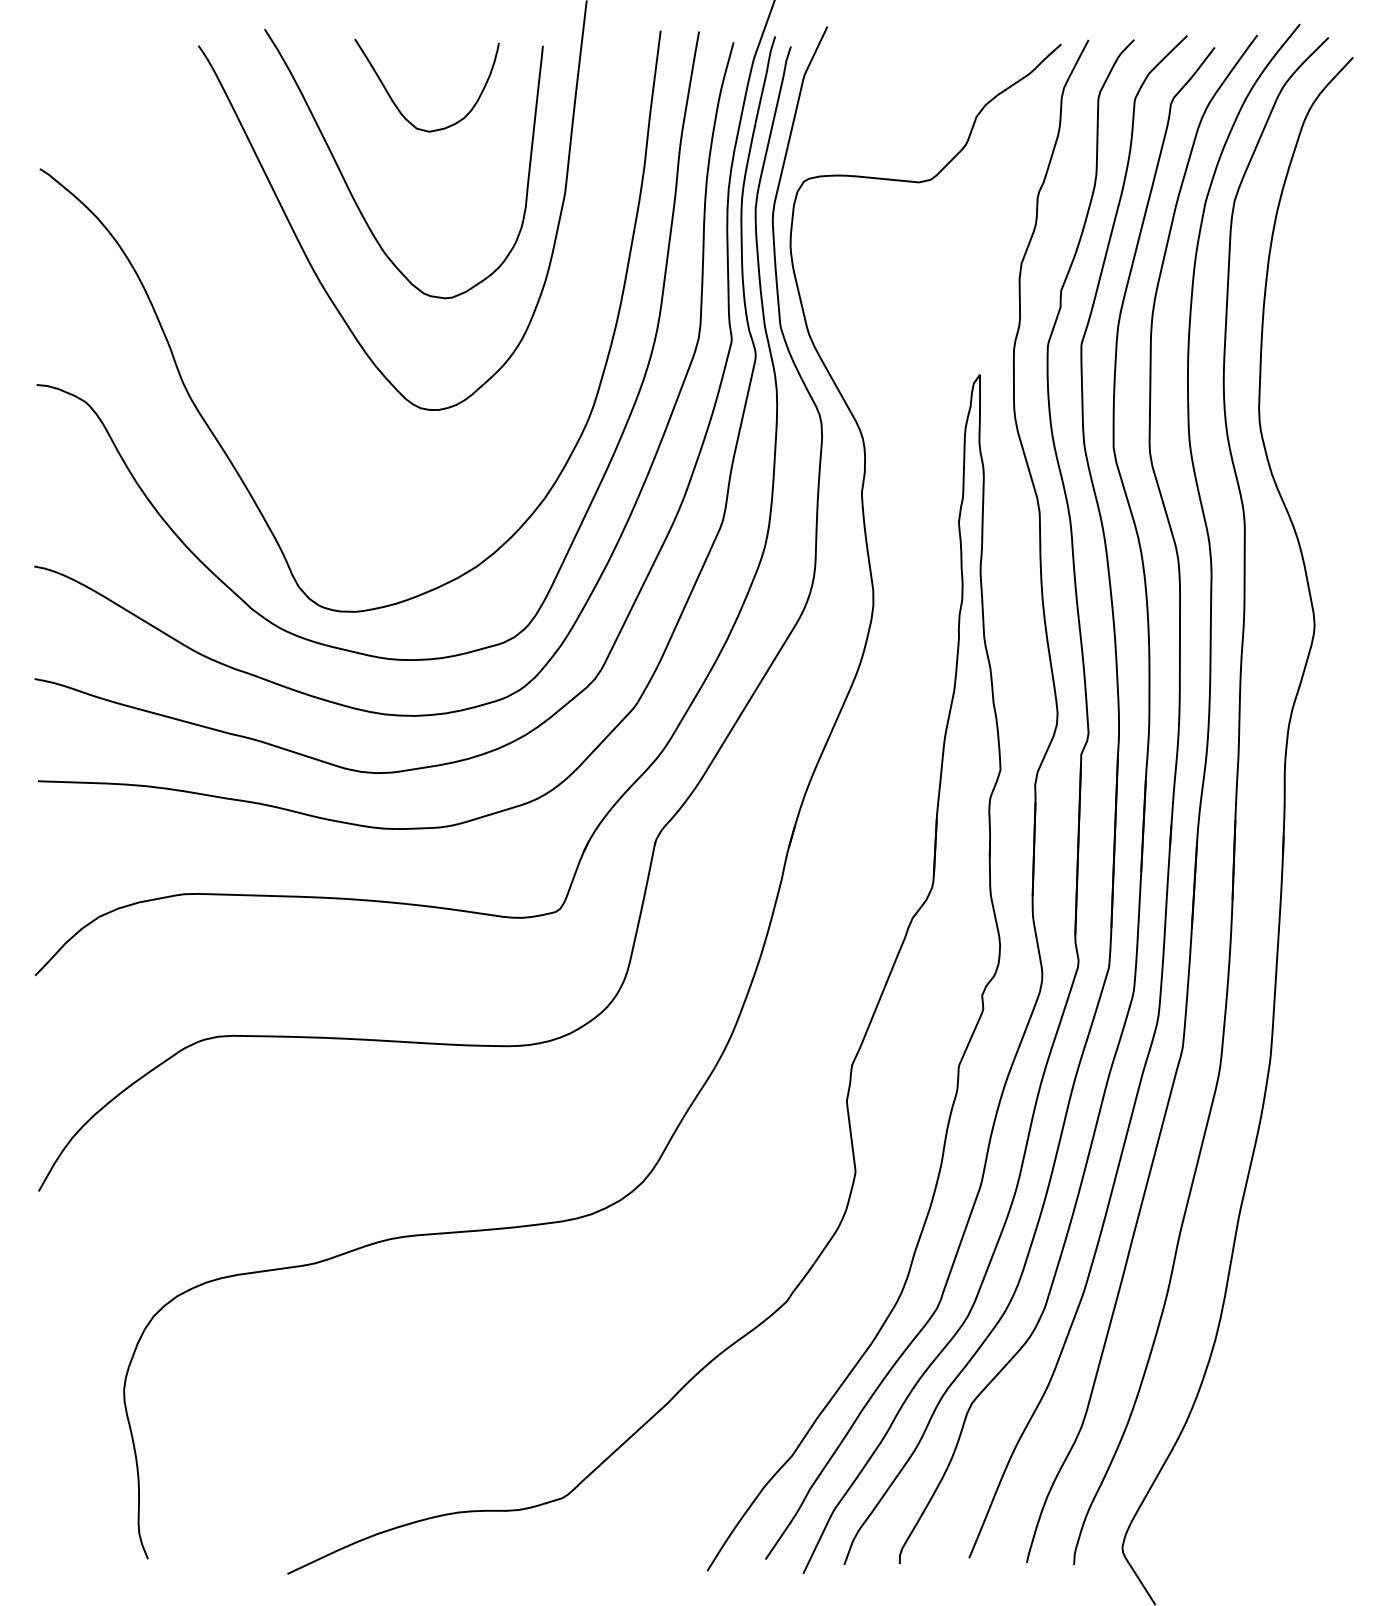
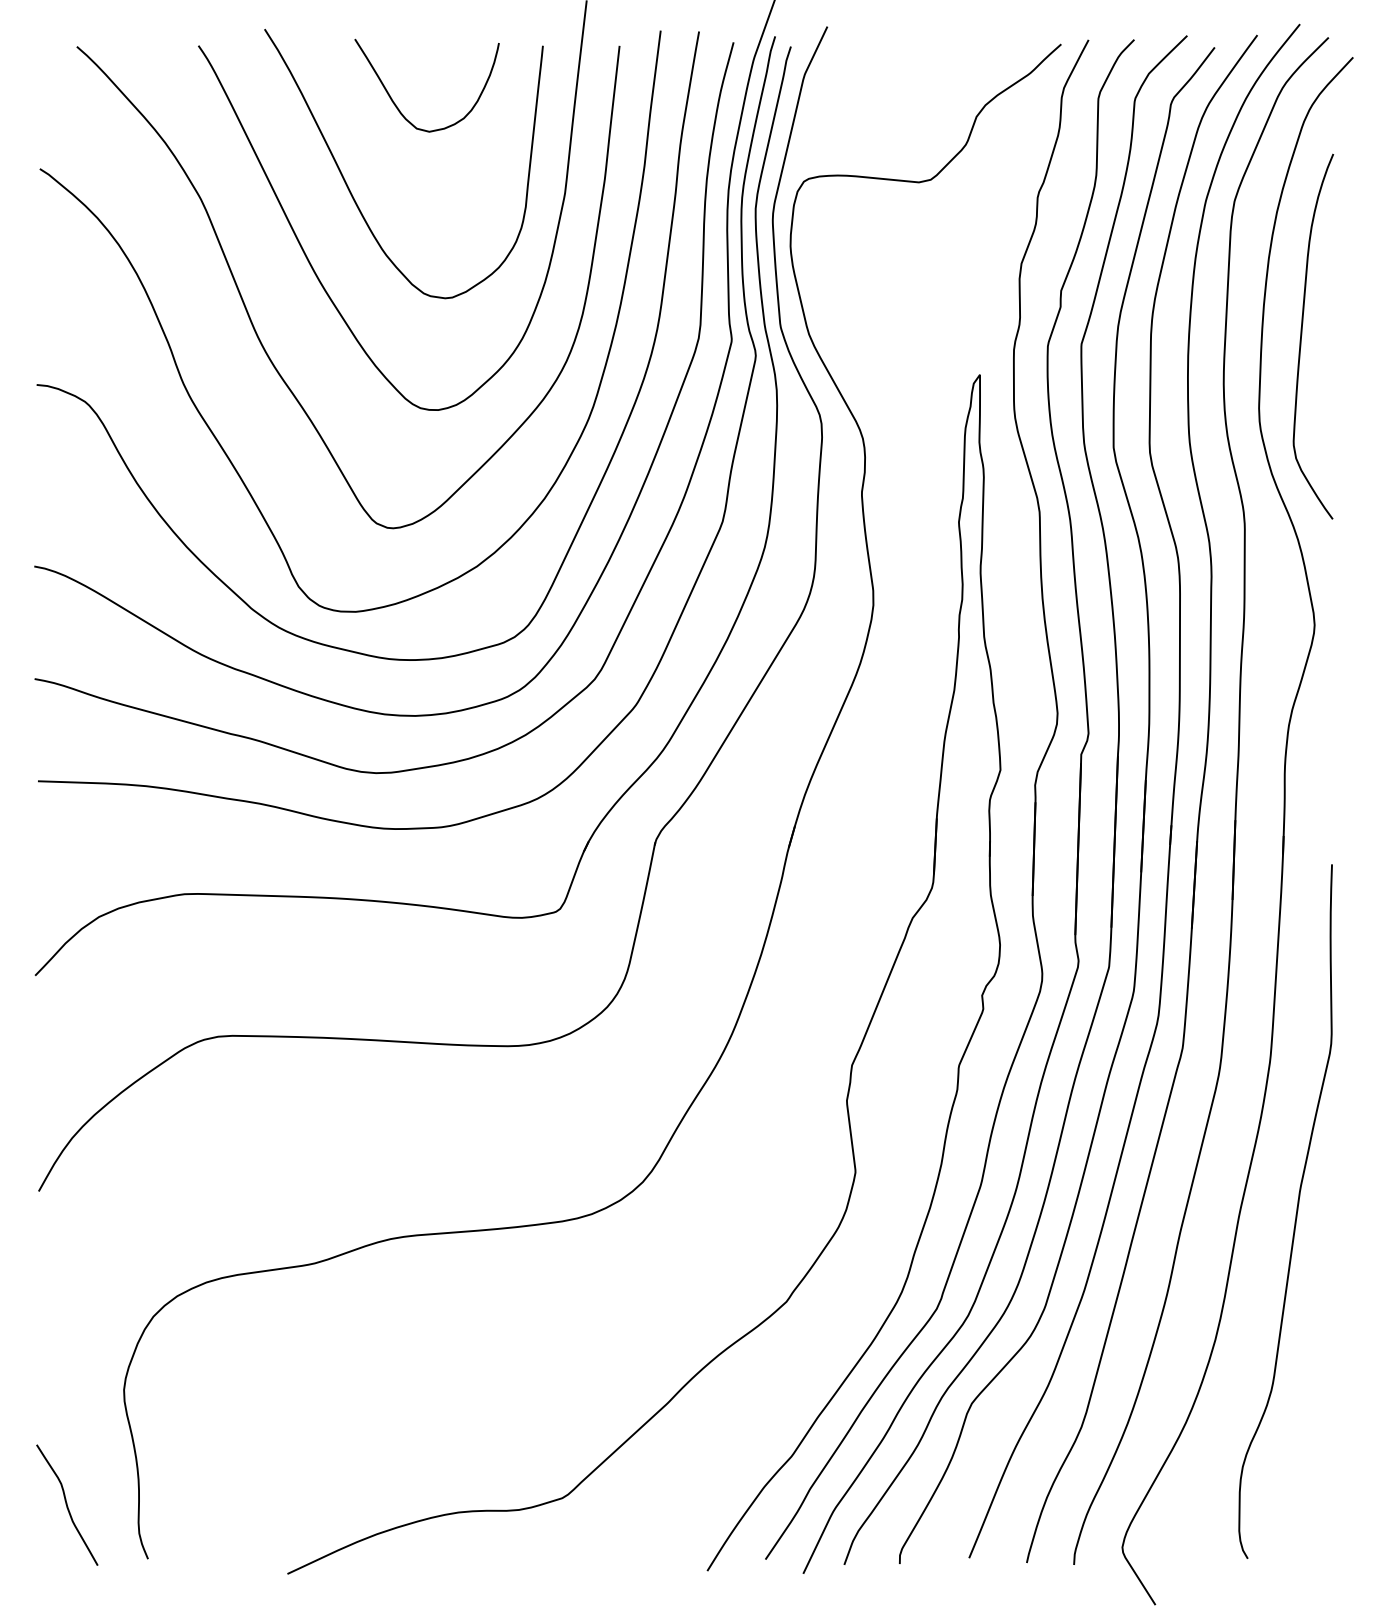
curve: none -> present (255, 328)
curve: none -> present (1302, 335)
curve: none -> present (1295, 1214)
curve: none -> present (67, 1504)
